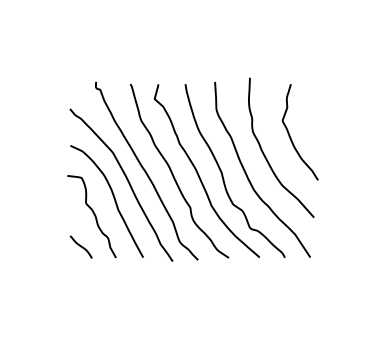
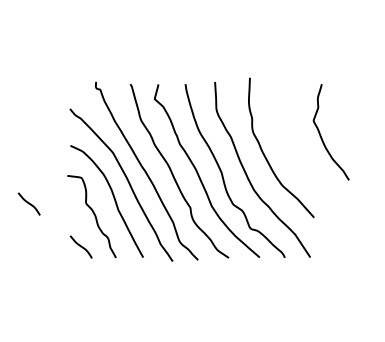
curve position: (291, 137) -> (322, 137) (322, 137)
curve: none -> present (28, 203)
